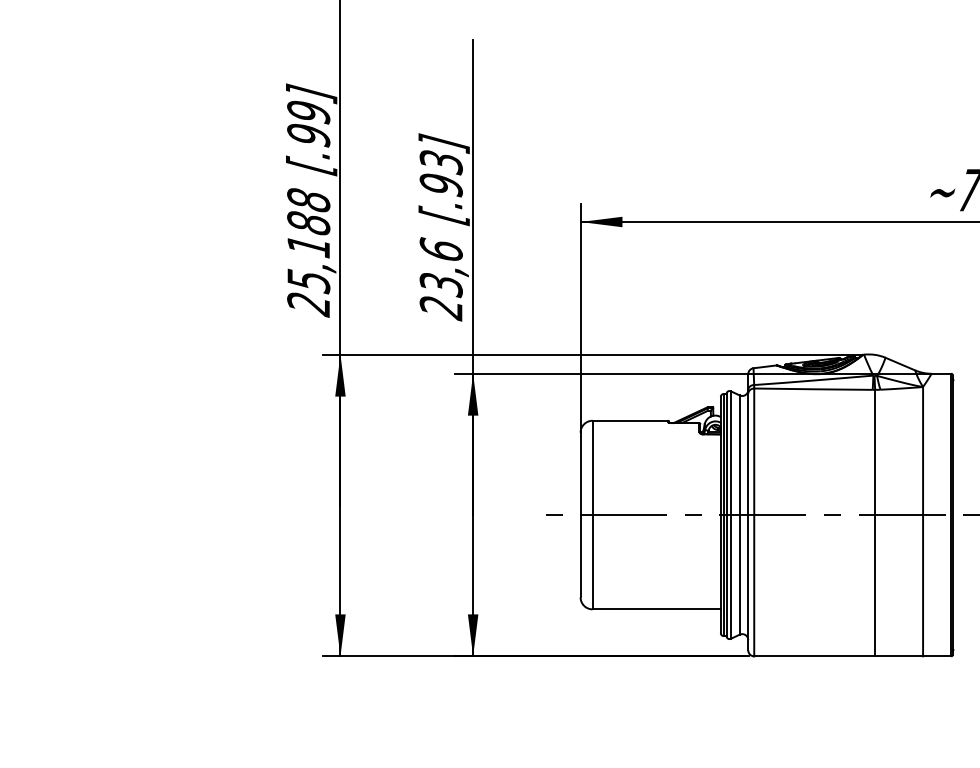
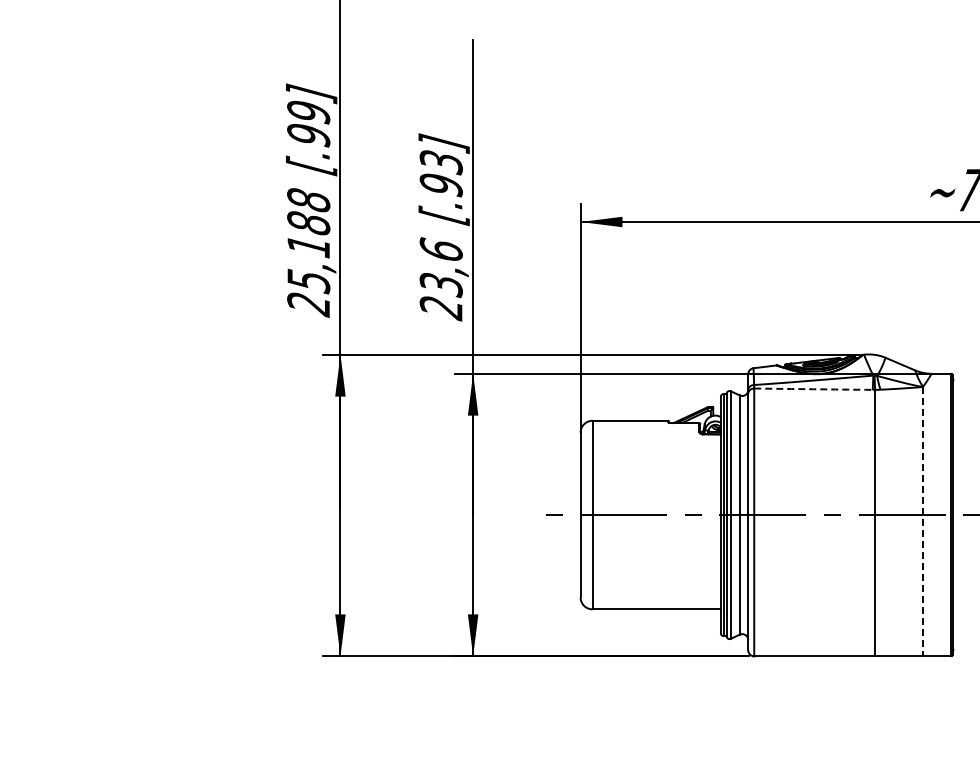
arc: solid -> dashed (813, 389)
line: solid -> dashed (923, 521)
